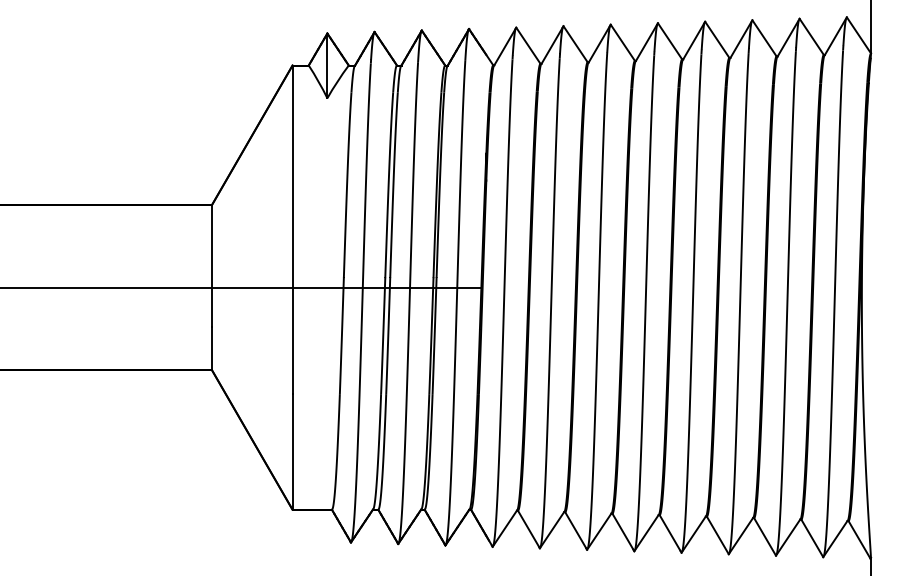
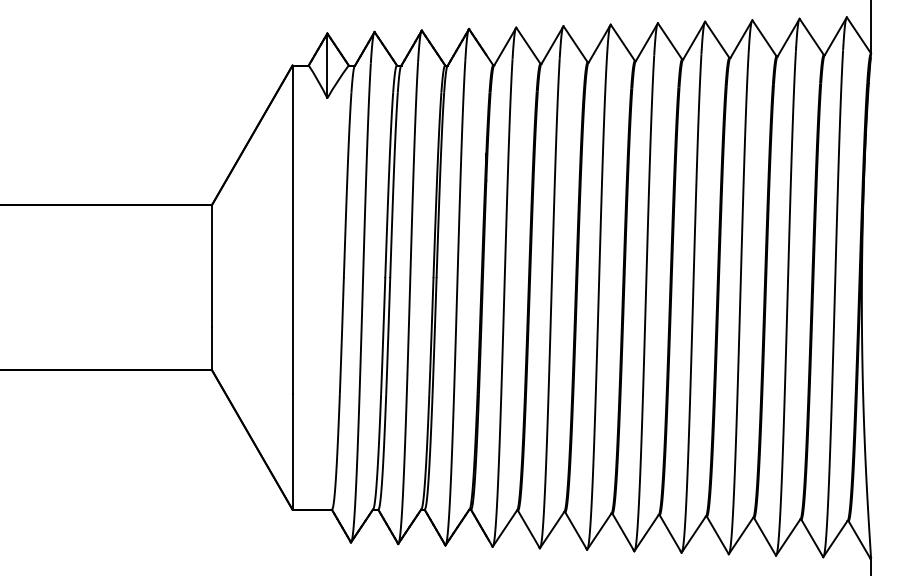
line: present -> none (241, 287)
